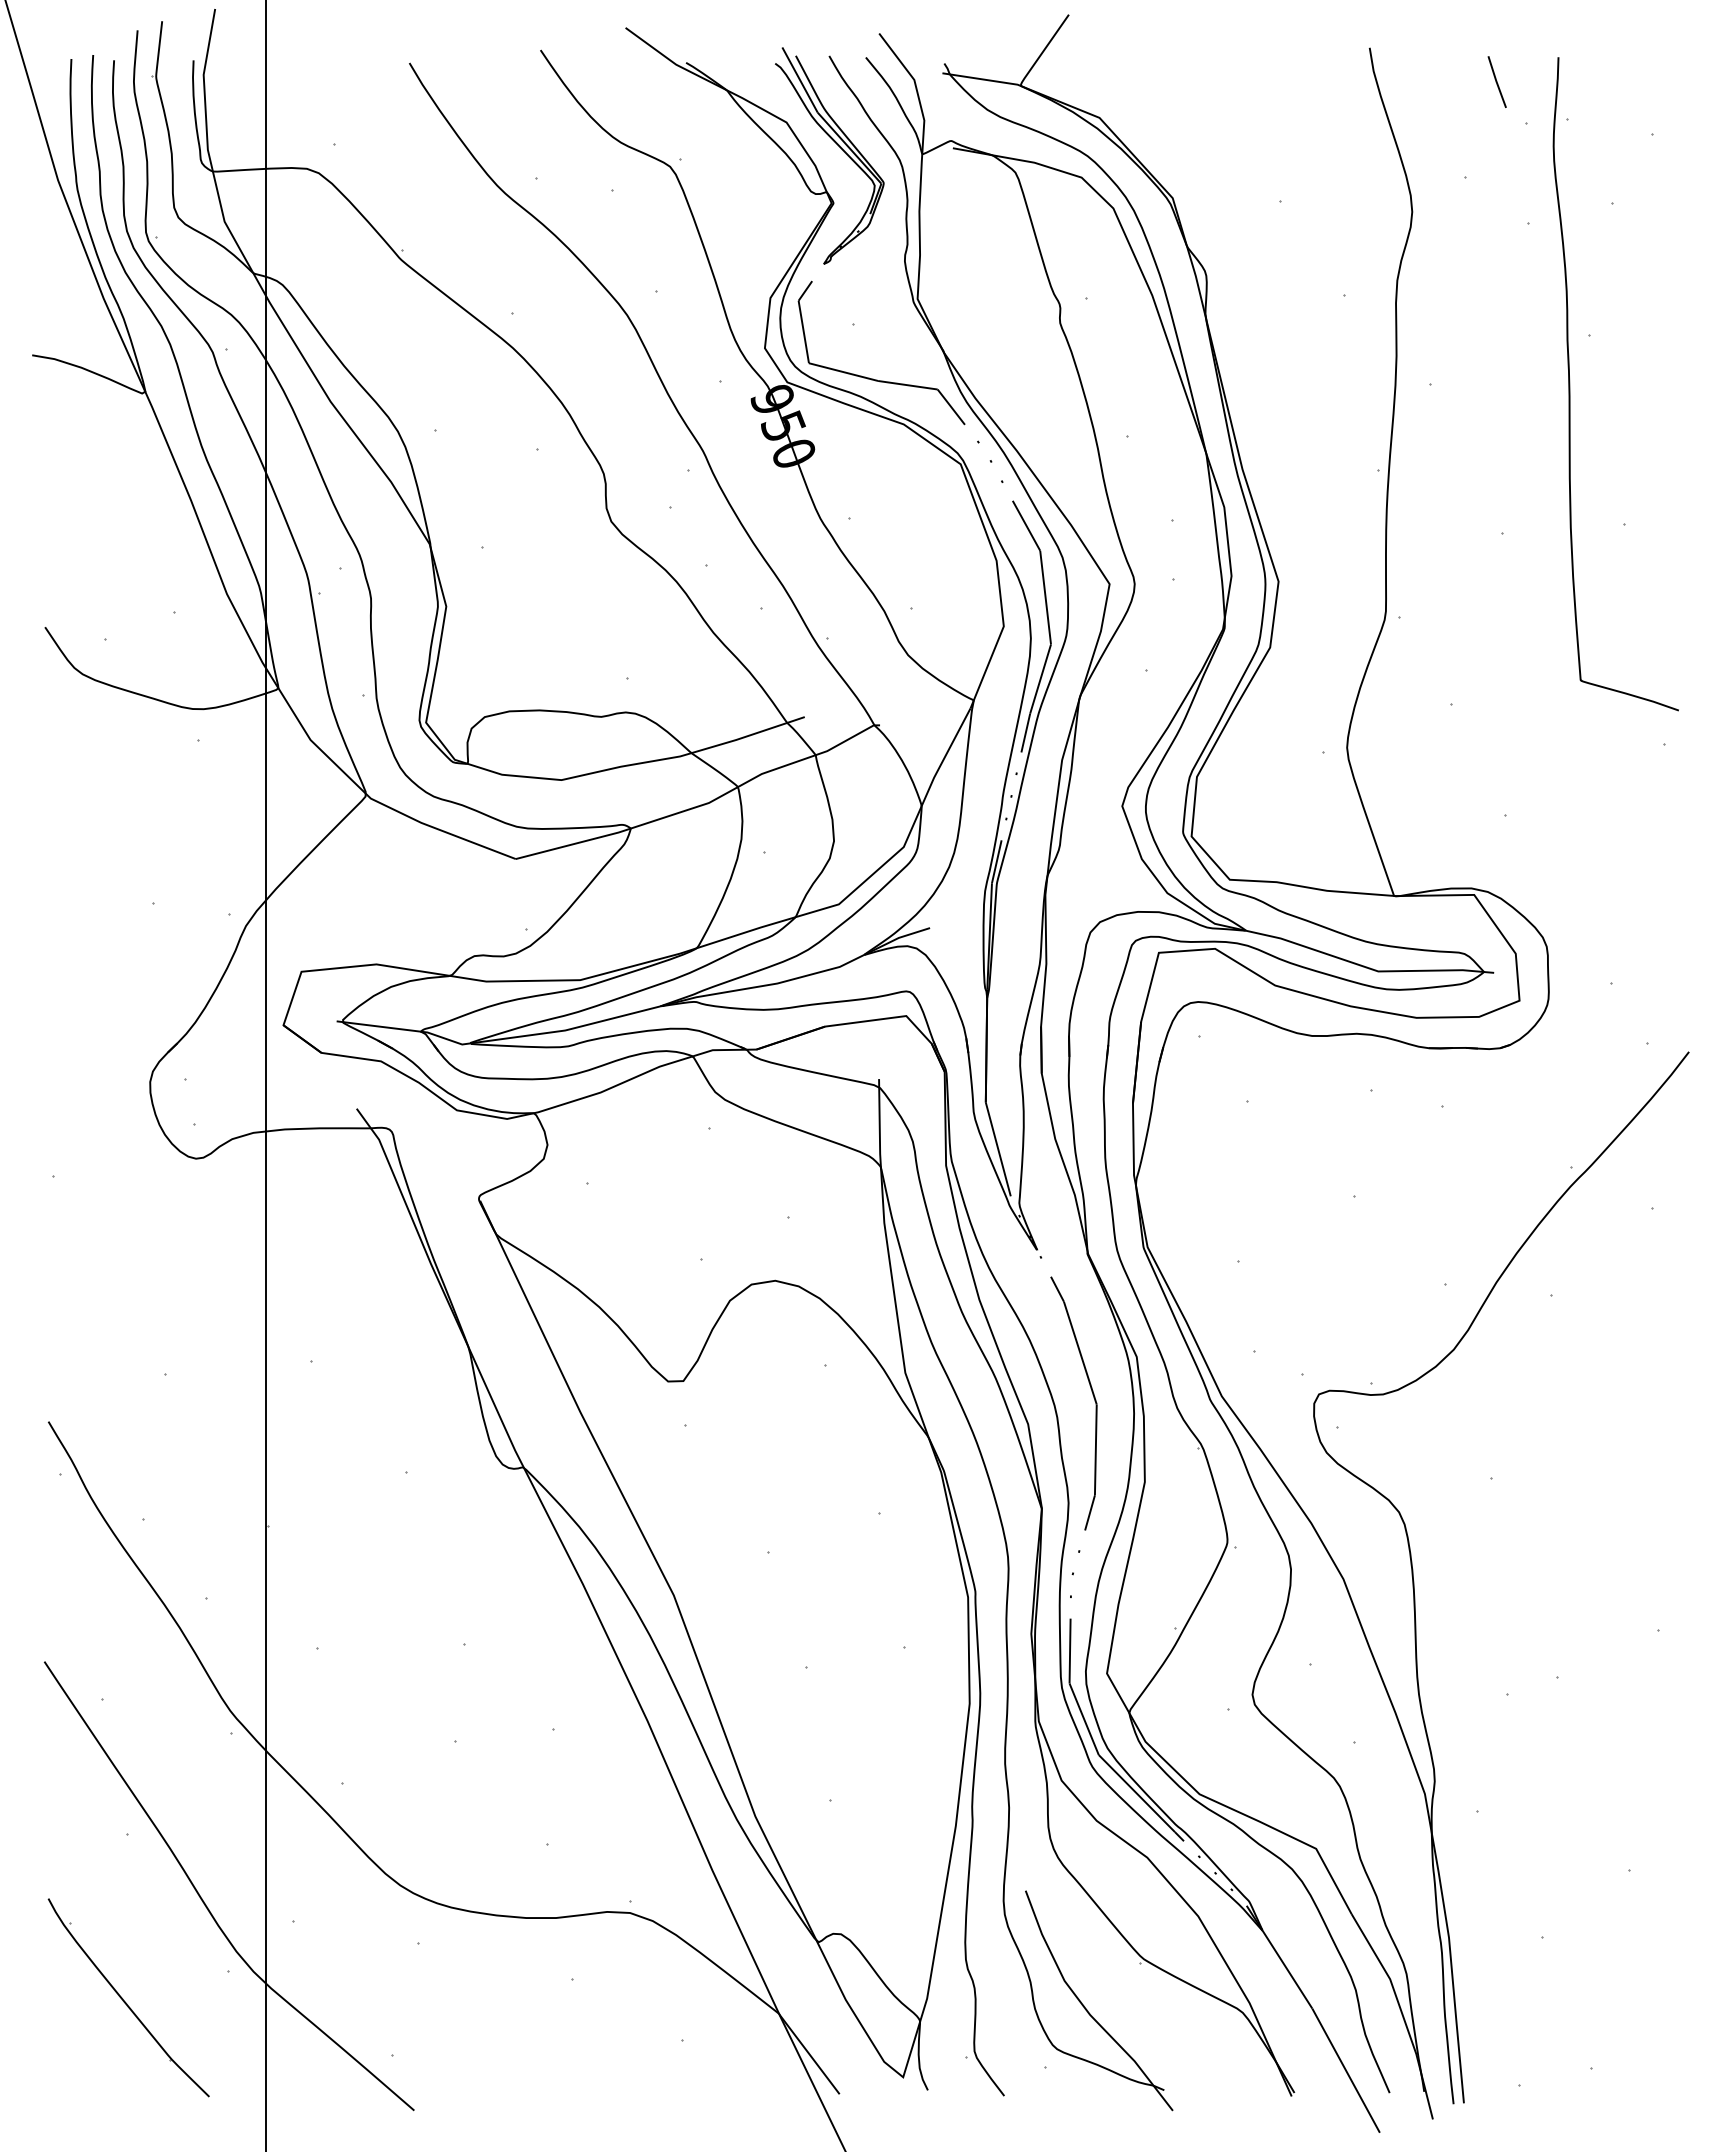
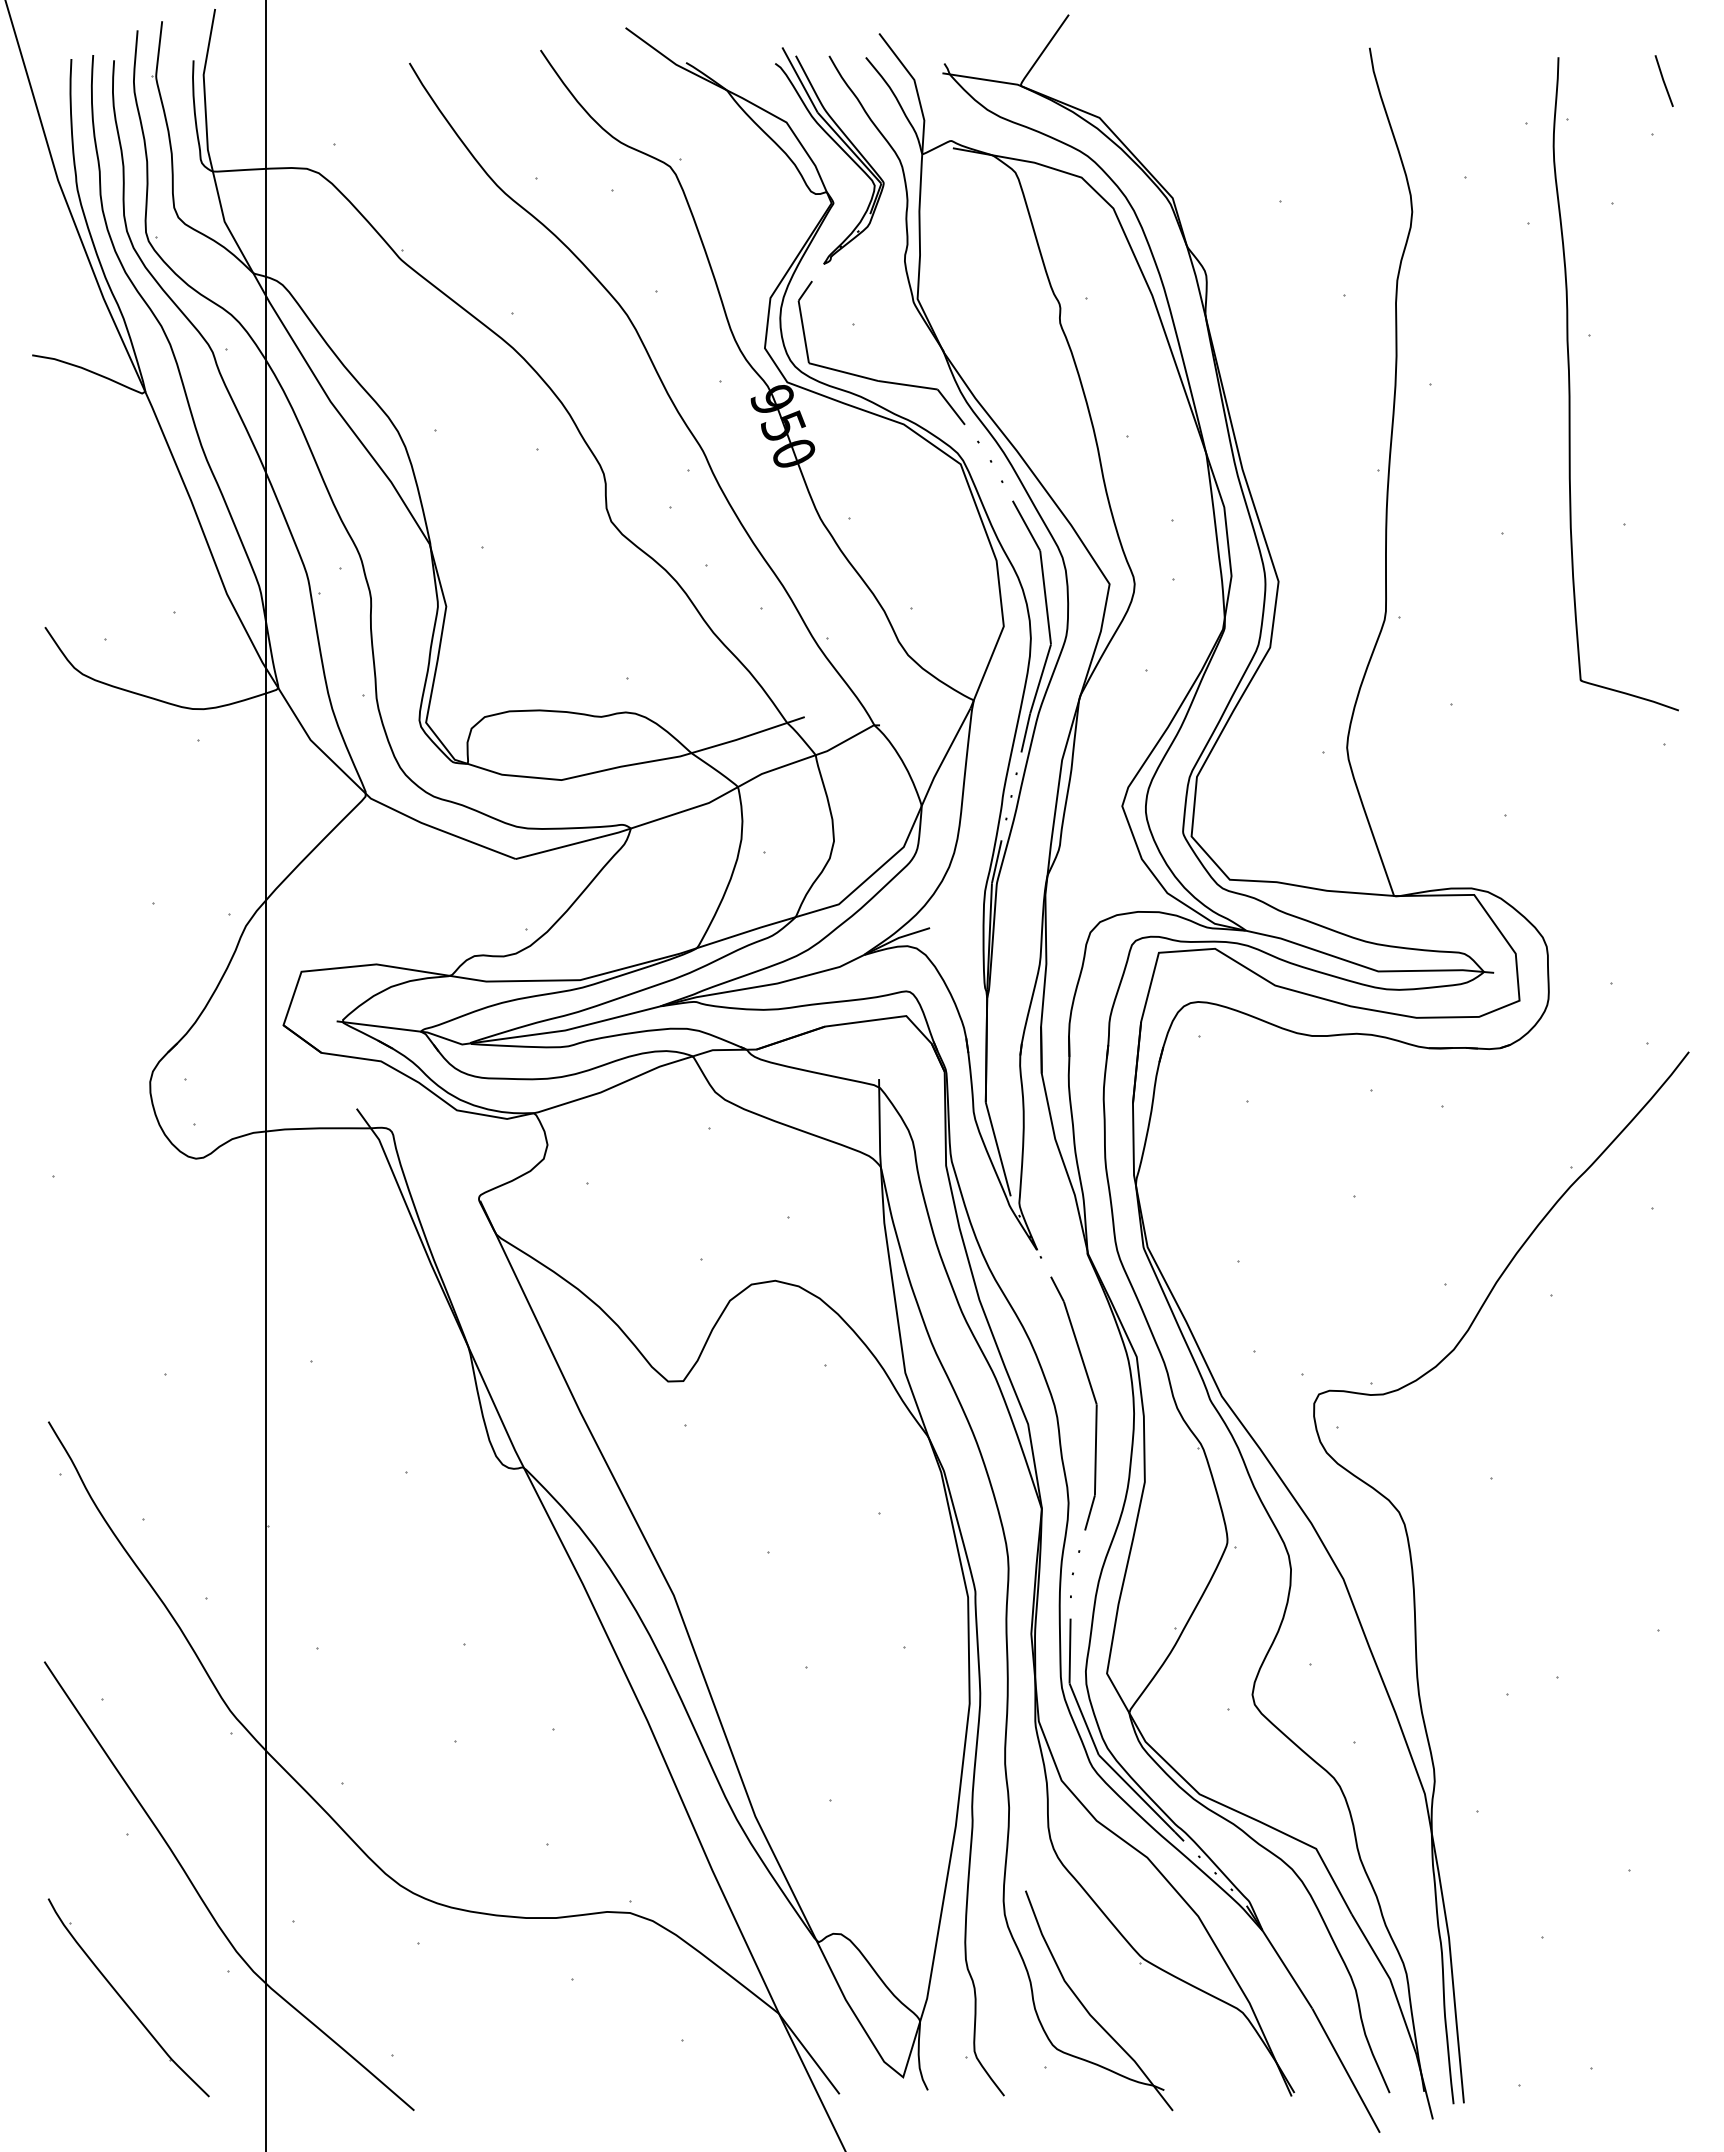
line position: (1496, 81) -> (1663, 80) (1663, 80)
